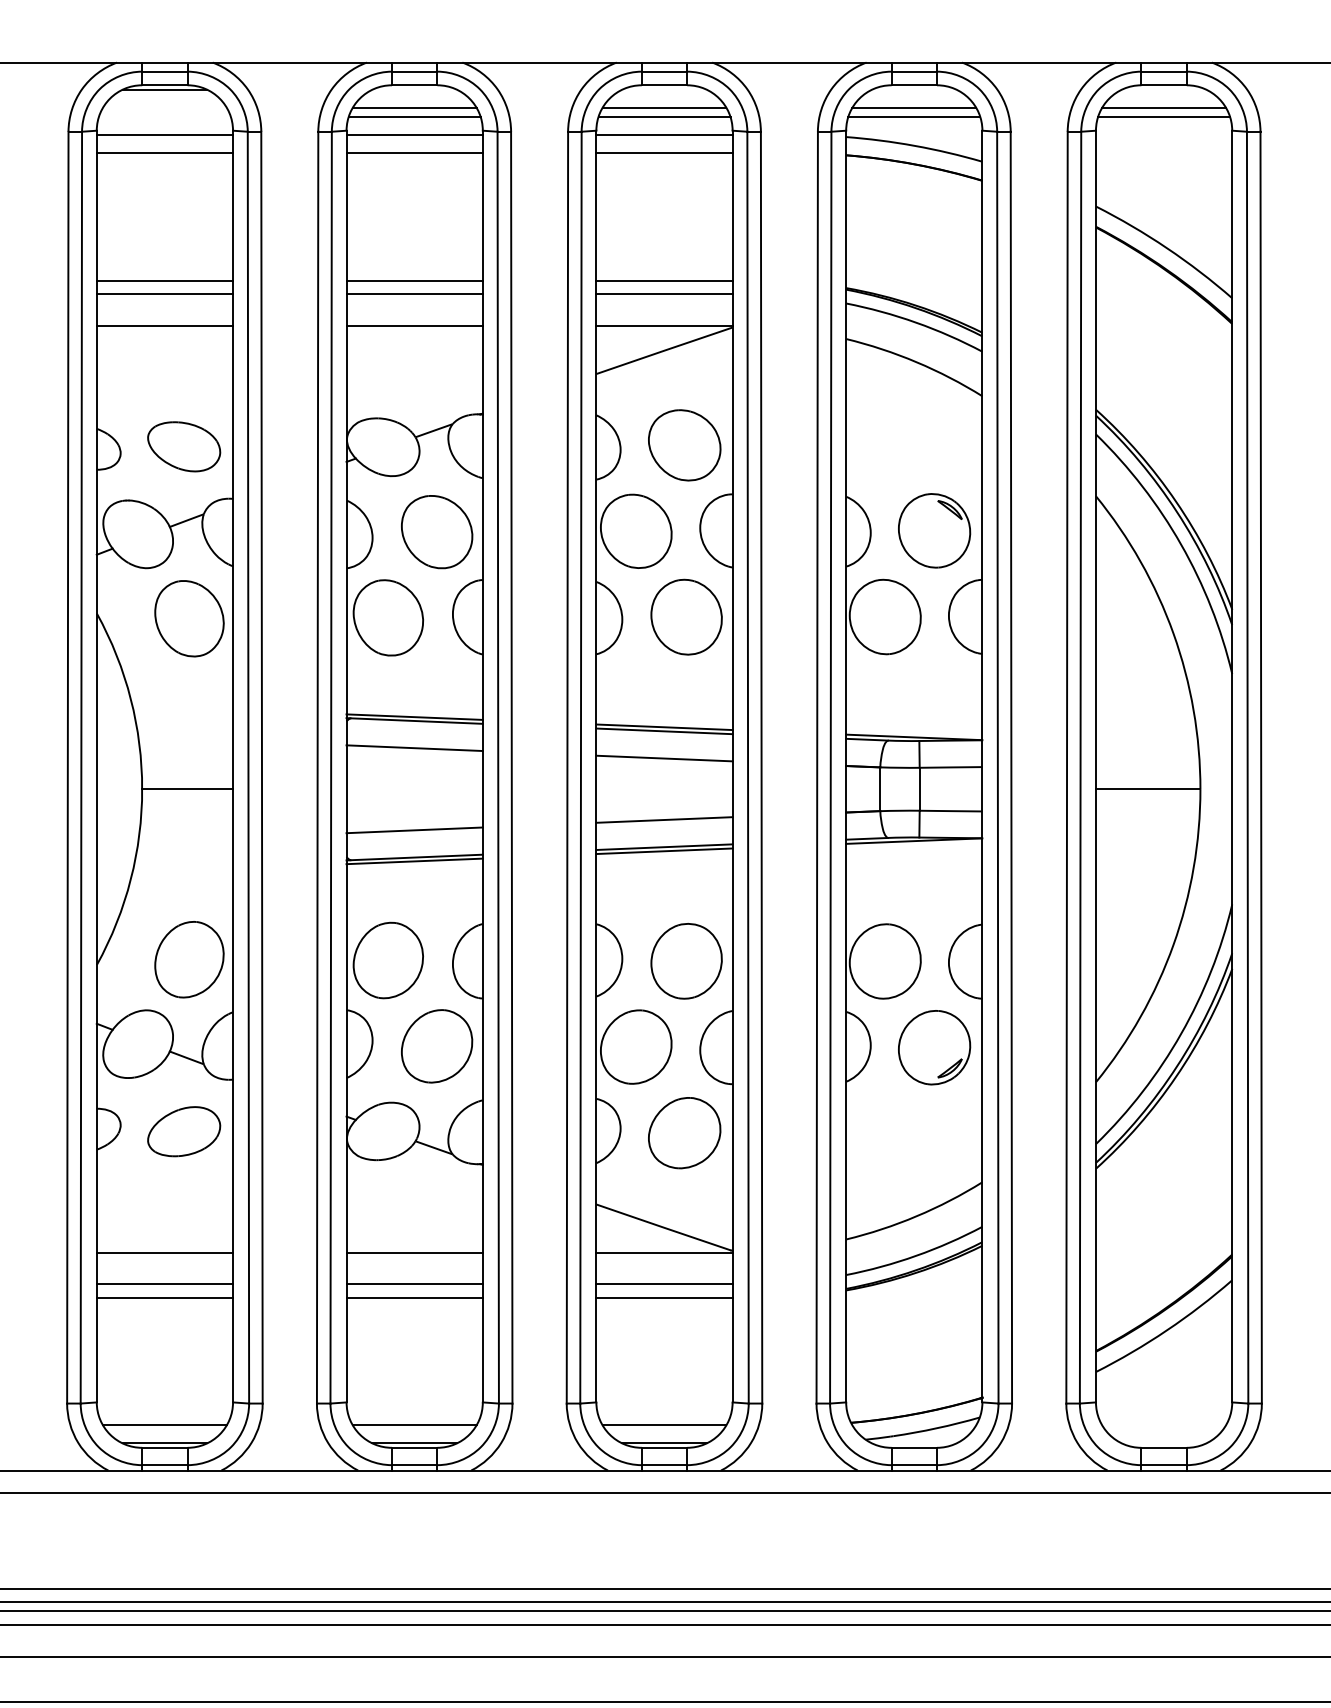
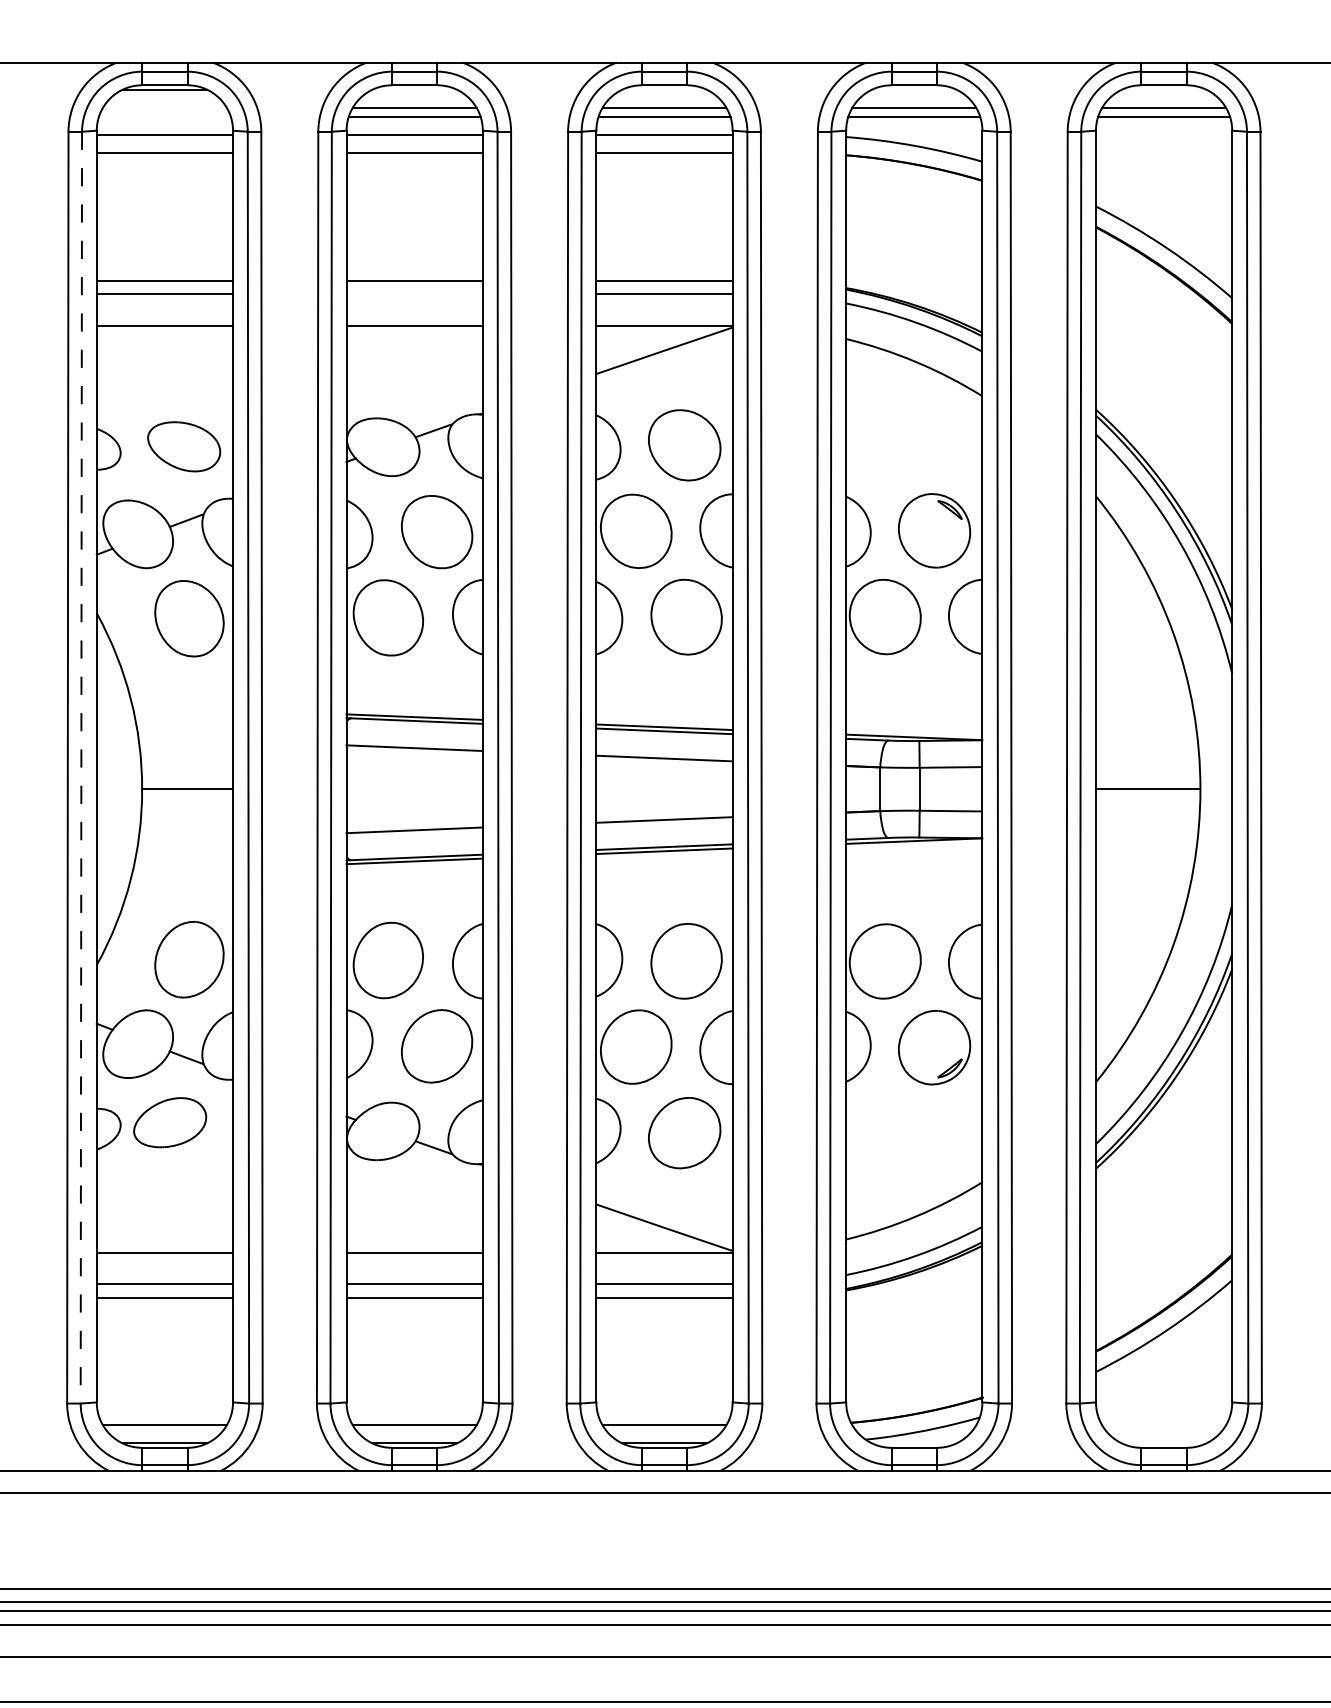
line: present -> none (414, 294)
line: solid -> dashed (81, 767)
part position: (184, 1131) -> (170, 1122) (170, 1122)
